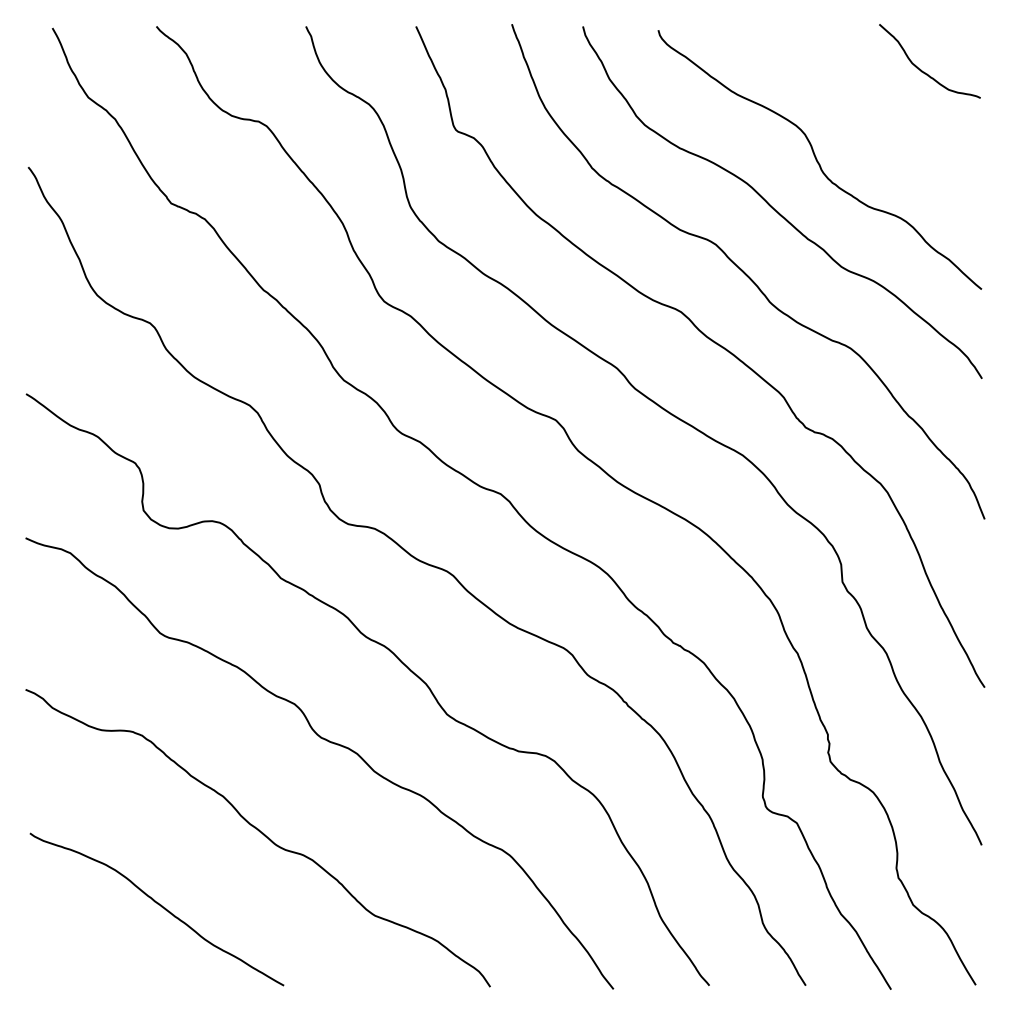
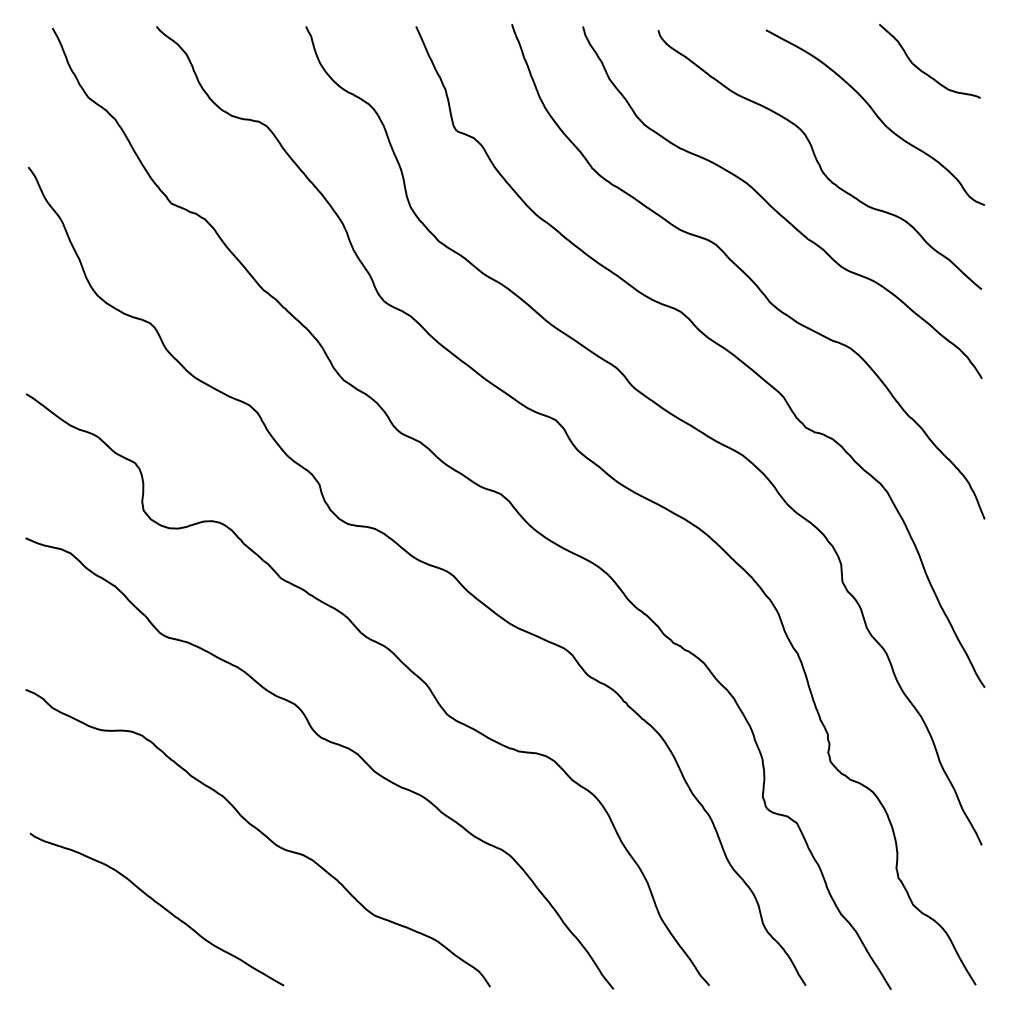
curve: none -> present (875, 115)
